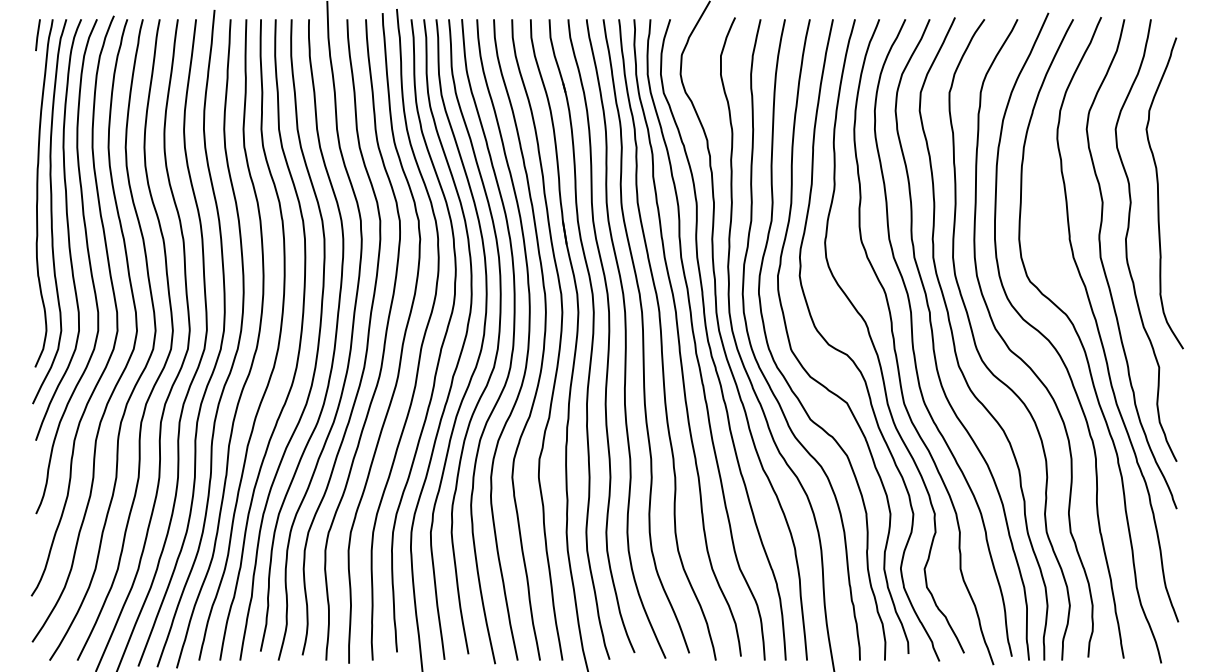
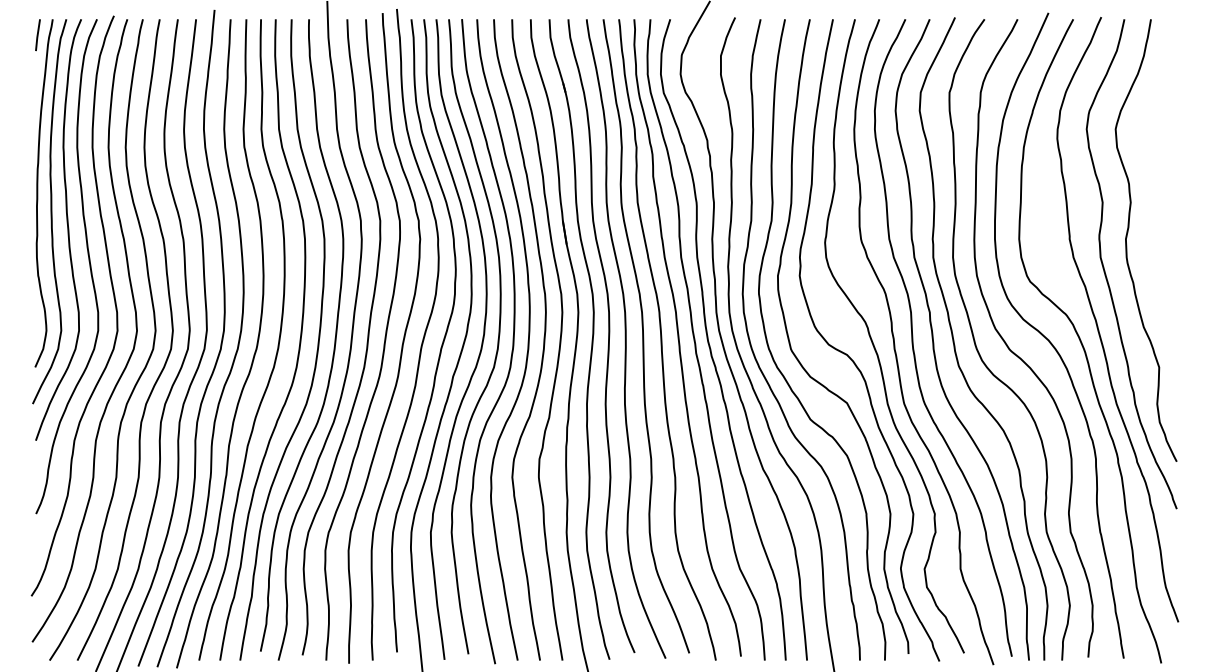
curve: present -> none (1158, 193)
